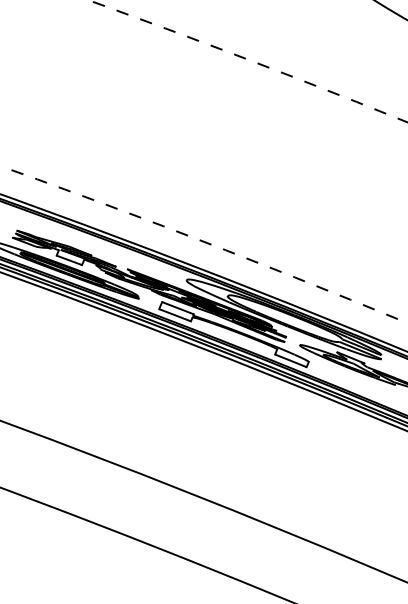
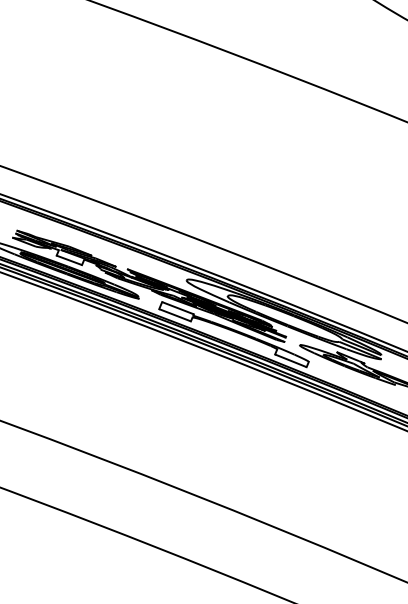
arc: dashed -> solid (247, 59)
arc: dashed -> solid (204, 242)
